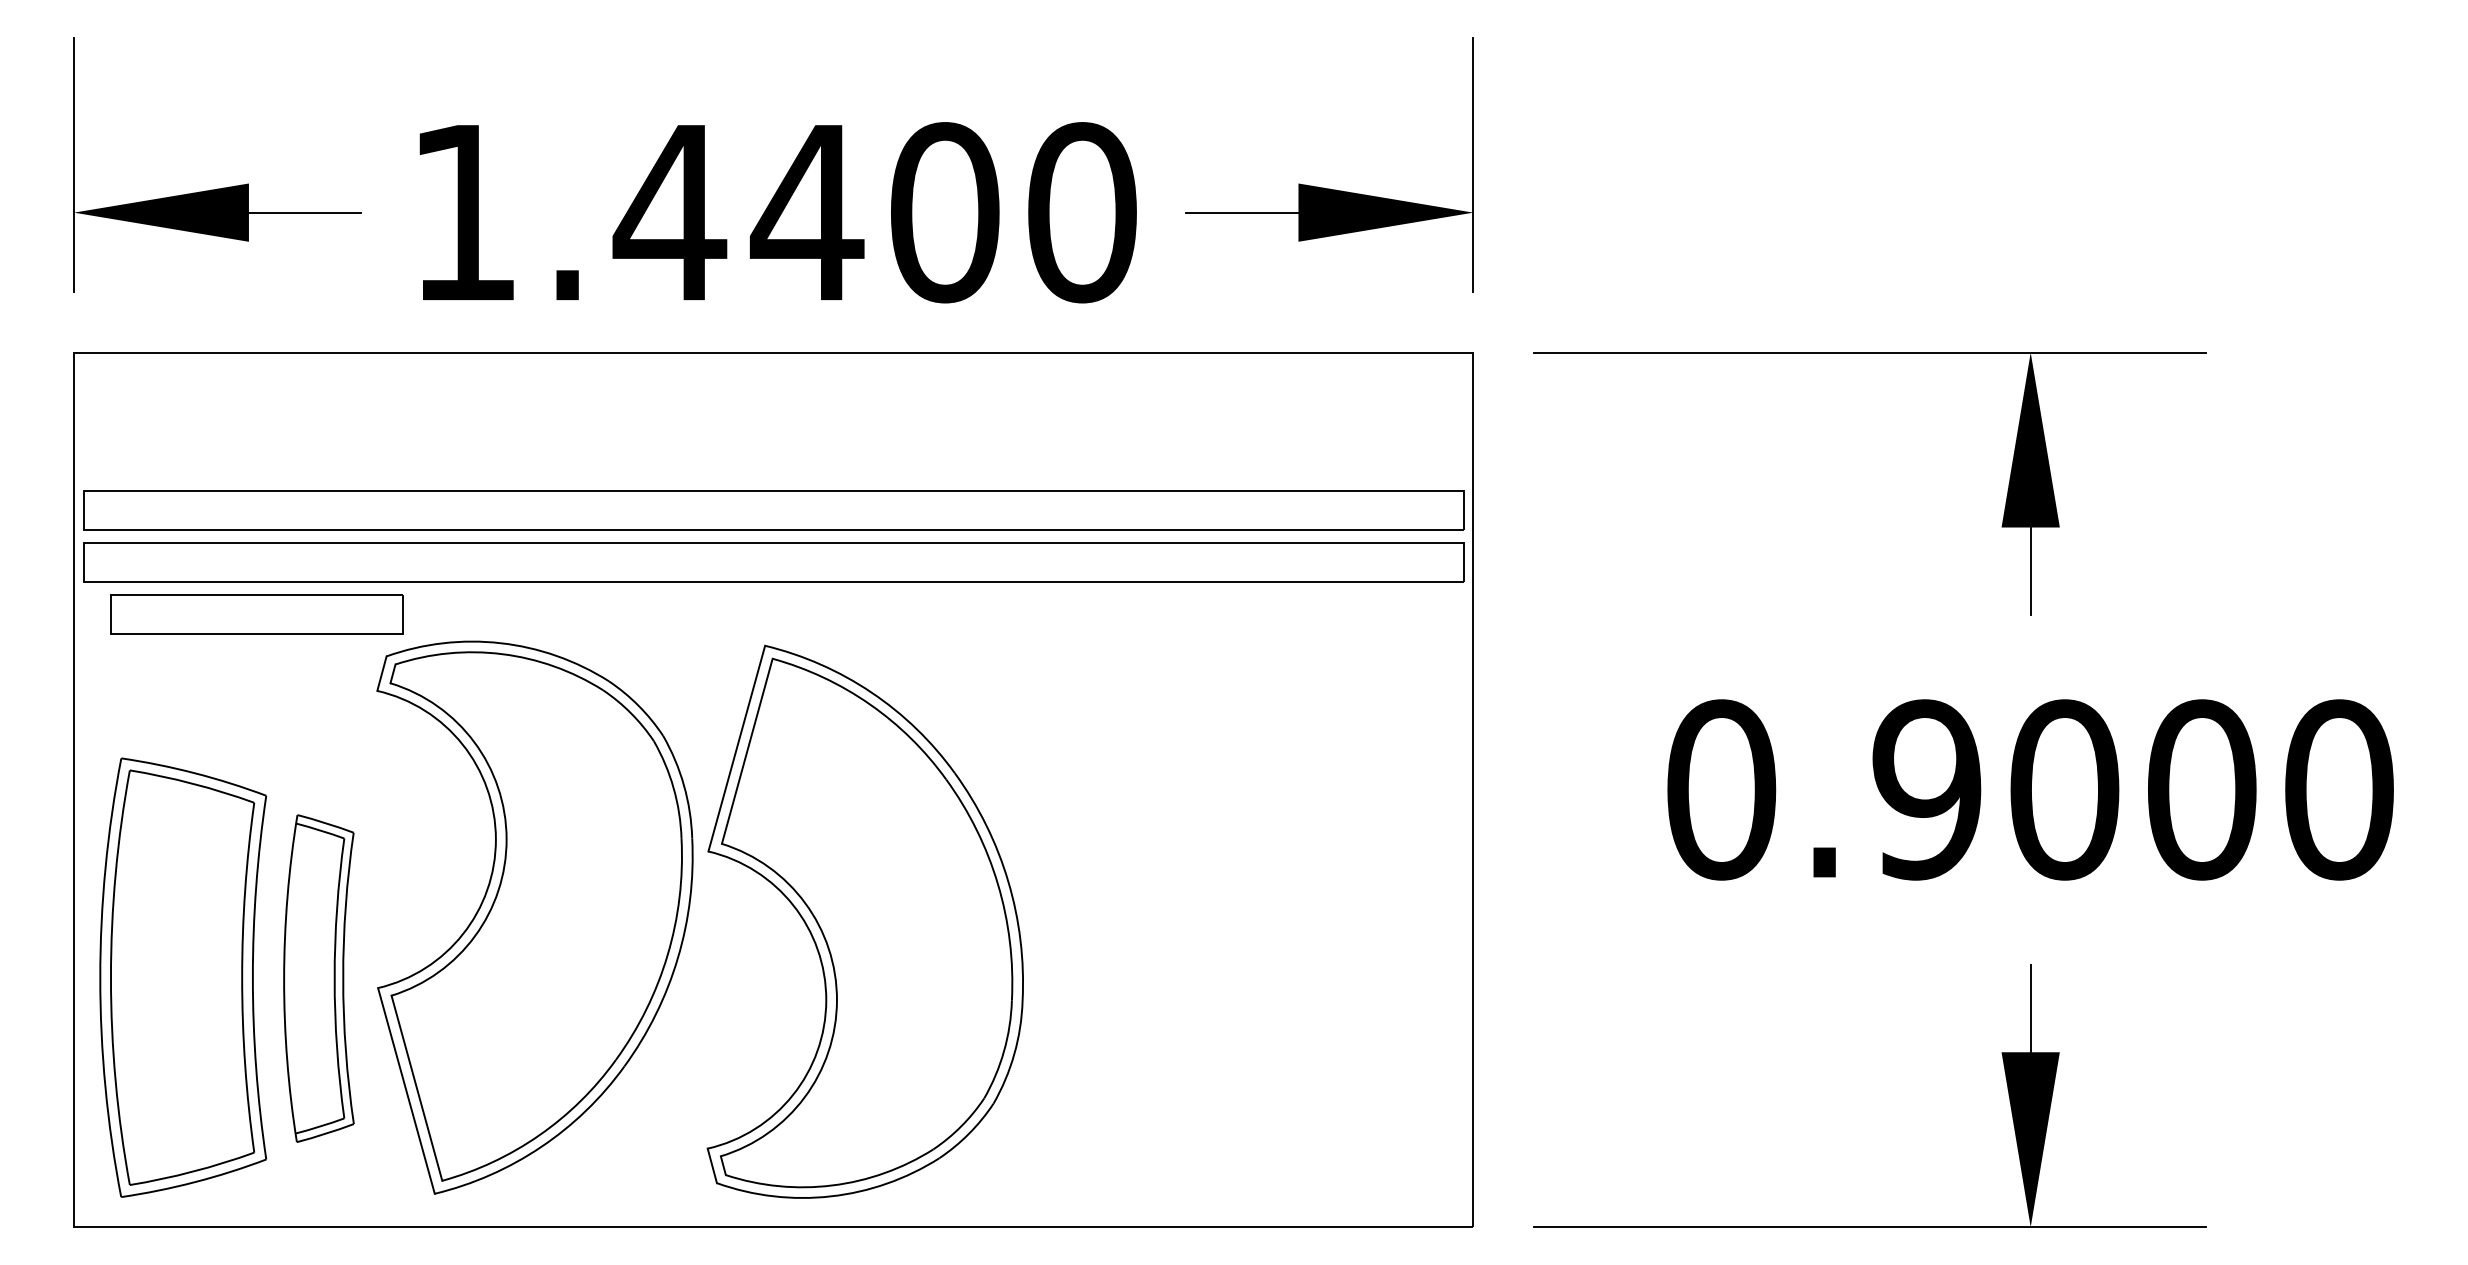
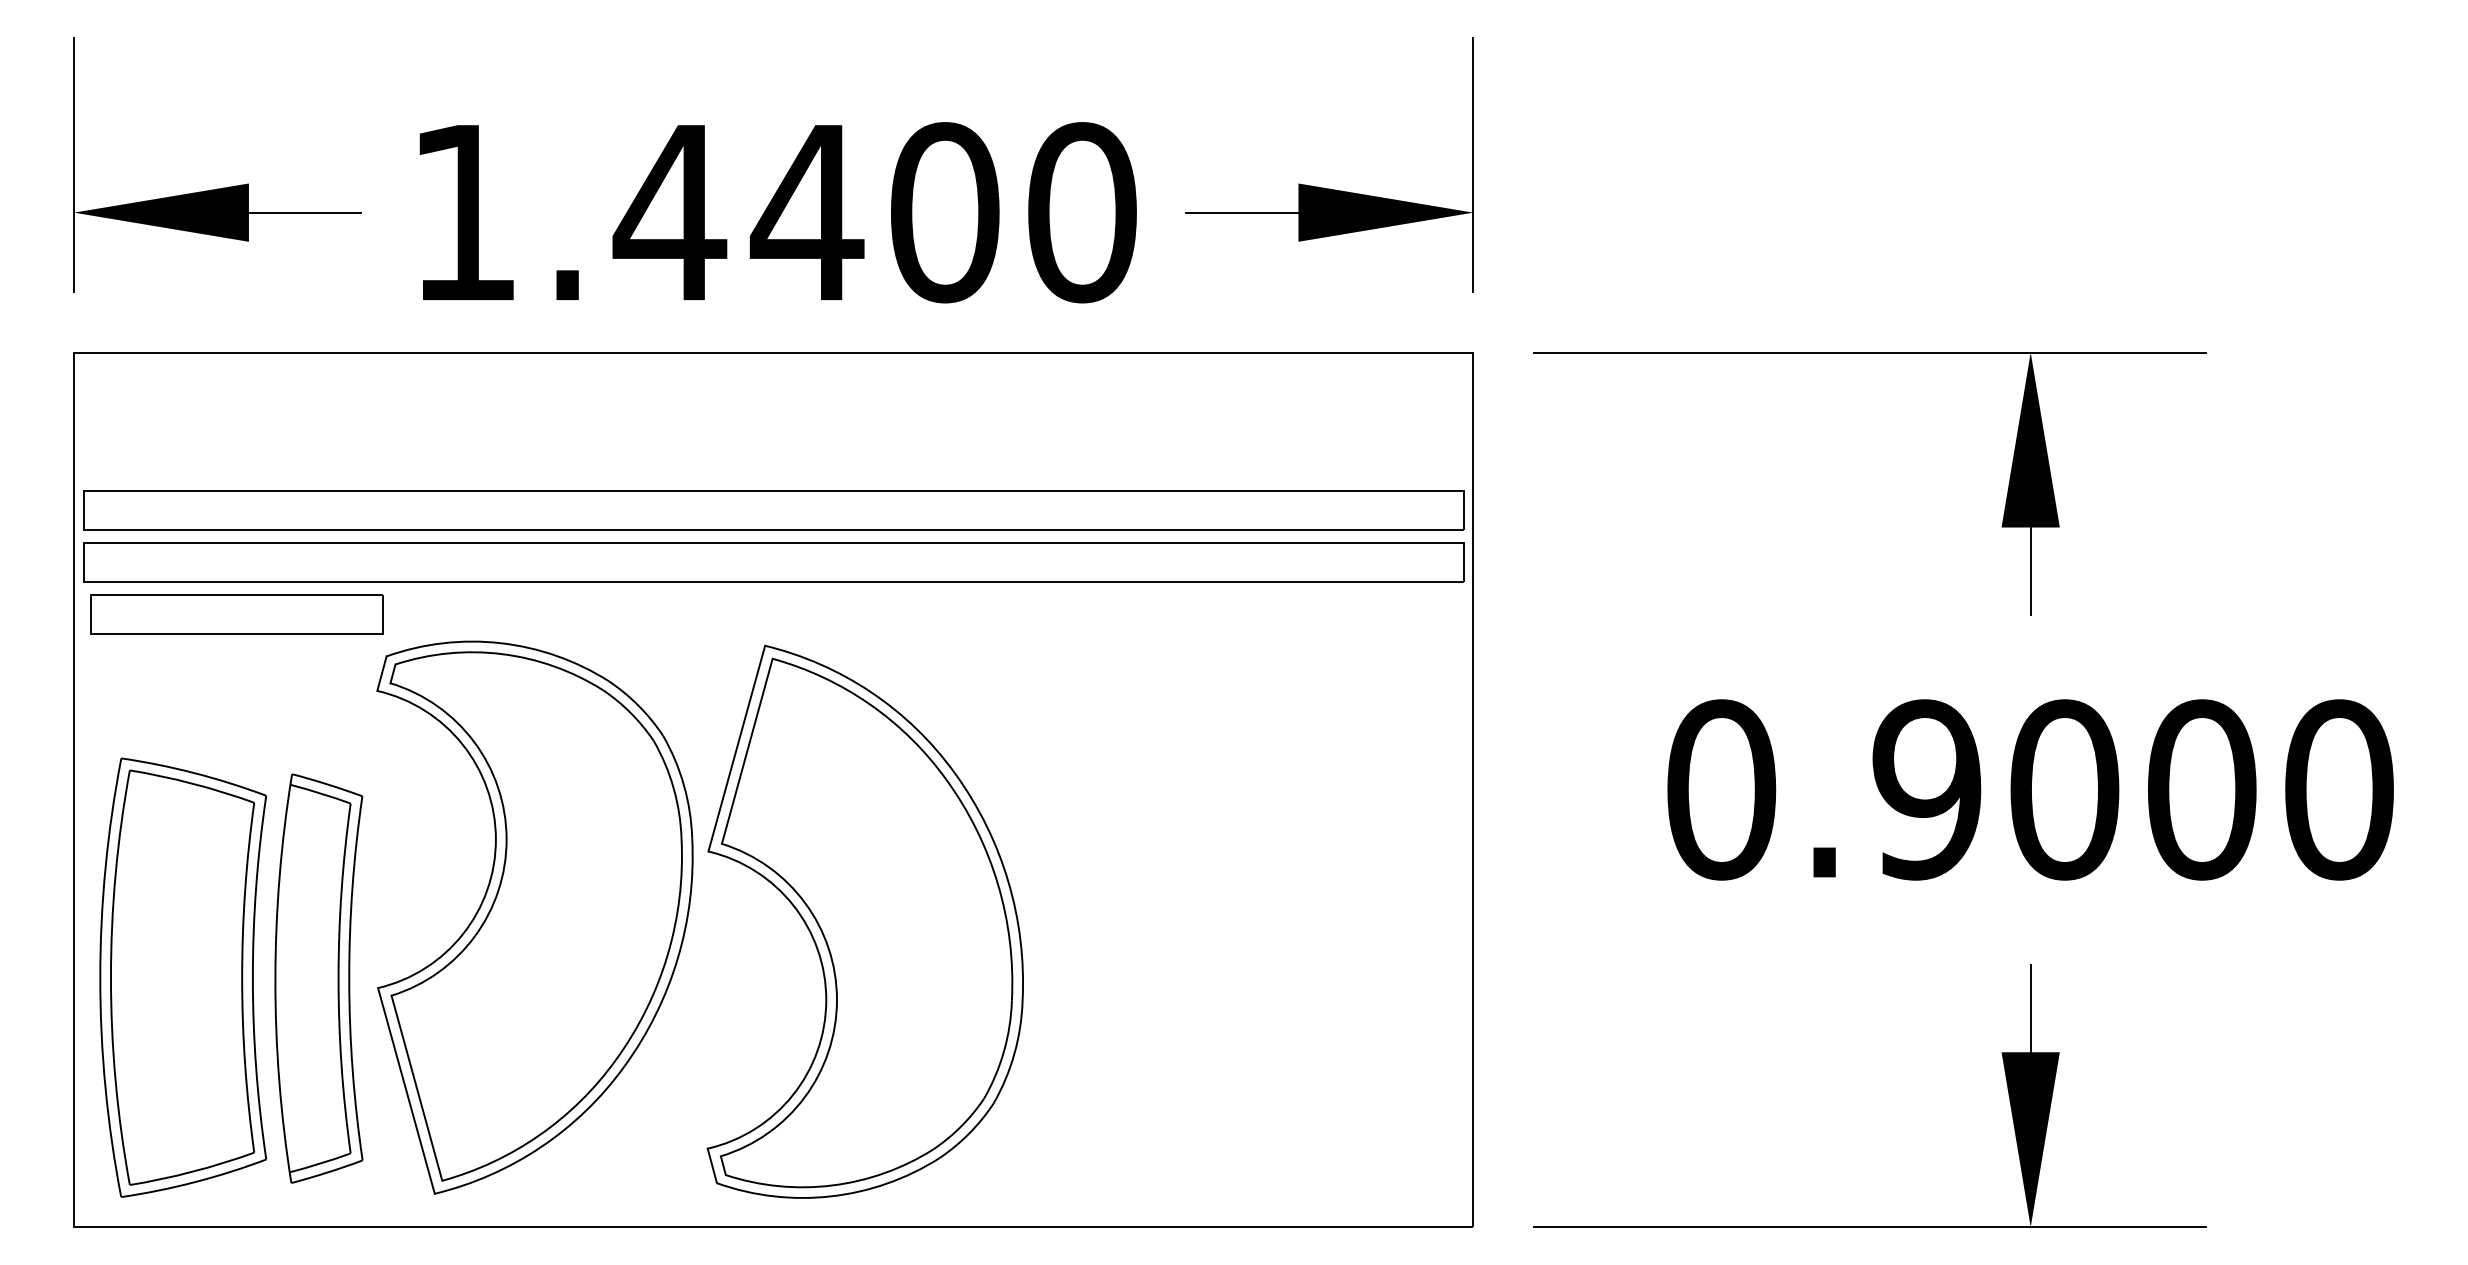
part position: (256, 614) -> (236, 614) (236, 614)
part size: 72x329 px -> 90x411 px (318, 978)
